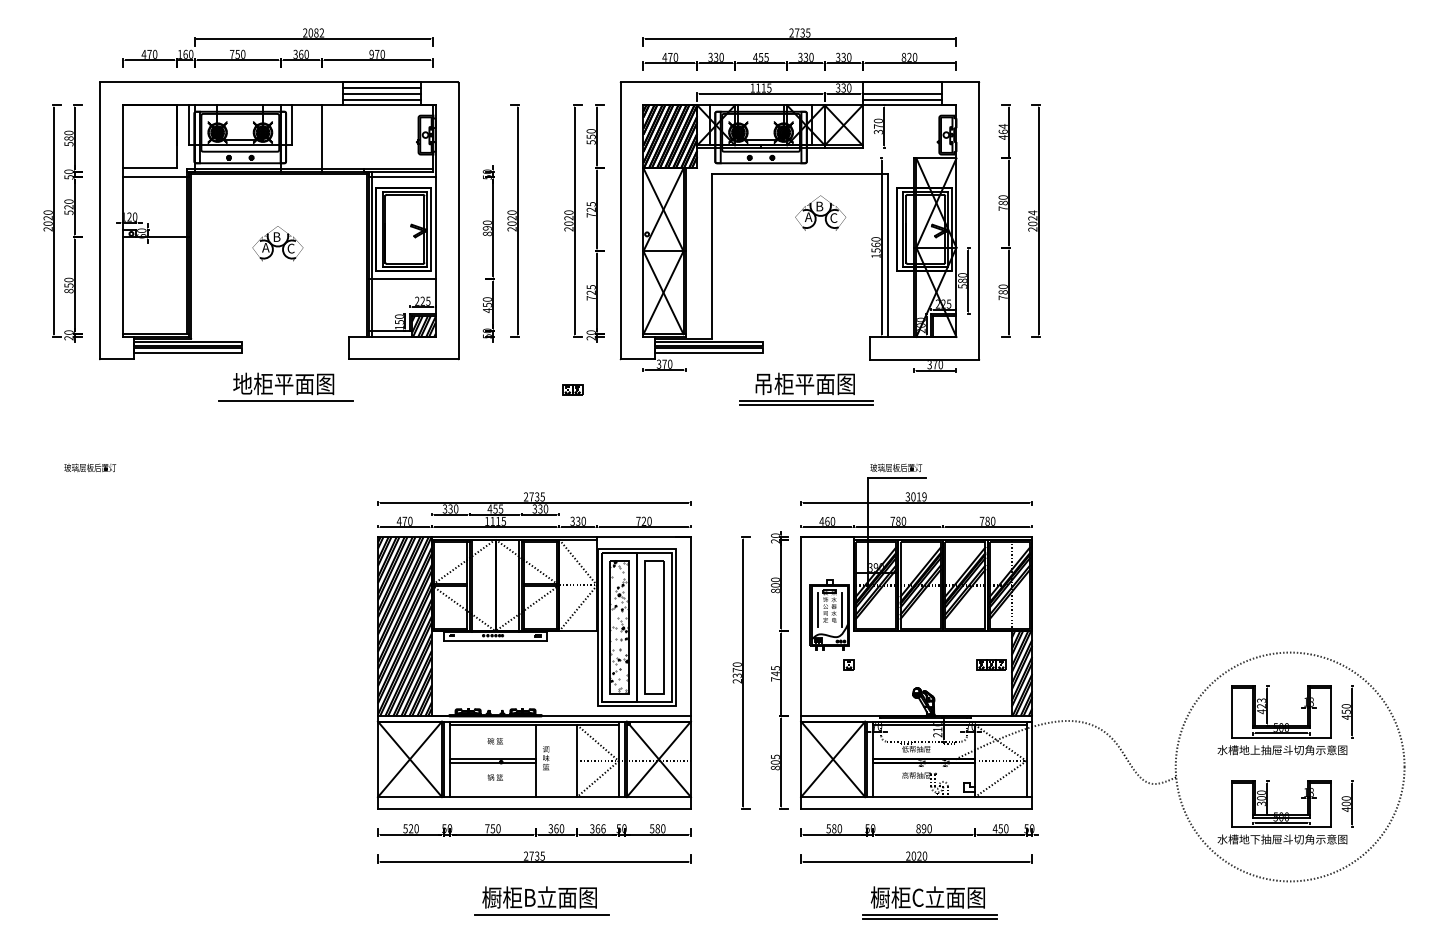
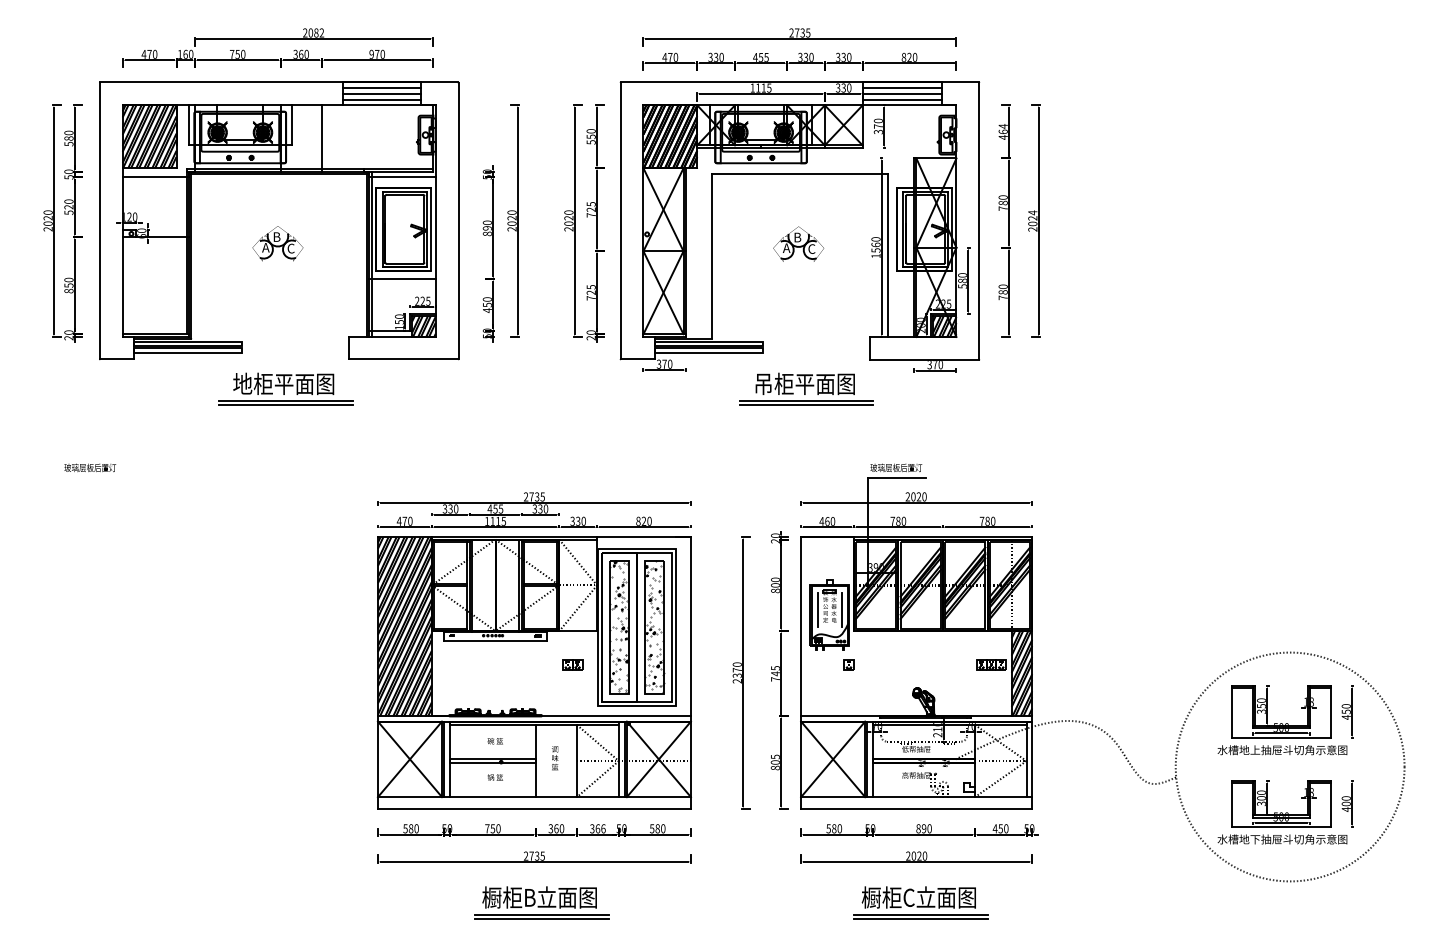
line: none -> present (902, 88)
hatch: none -> present (149, 136)
part position: (820, 212) -> (798, 243) (798, 243)
hatch: none -> present (944, 326)
part position: (572, 389) -> (572, 664) (572, 664)
line: none -> present (285, 405)
text: 3019 -> 2020 (915, 496)
text: 720 -> 820 (638, 520)
hatch: none -> present (654, 626)
text: 423 -> 350 (1261, 706)
text position: (546, 758) -> (555, 758) (555, 758)
text: 520 -> 580 (410, 828)
part position: (929, 902) -> (920, 902) (920, 902)
line: none -> present (541, 918)
